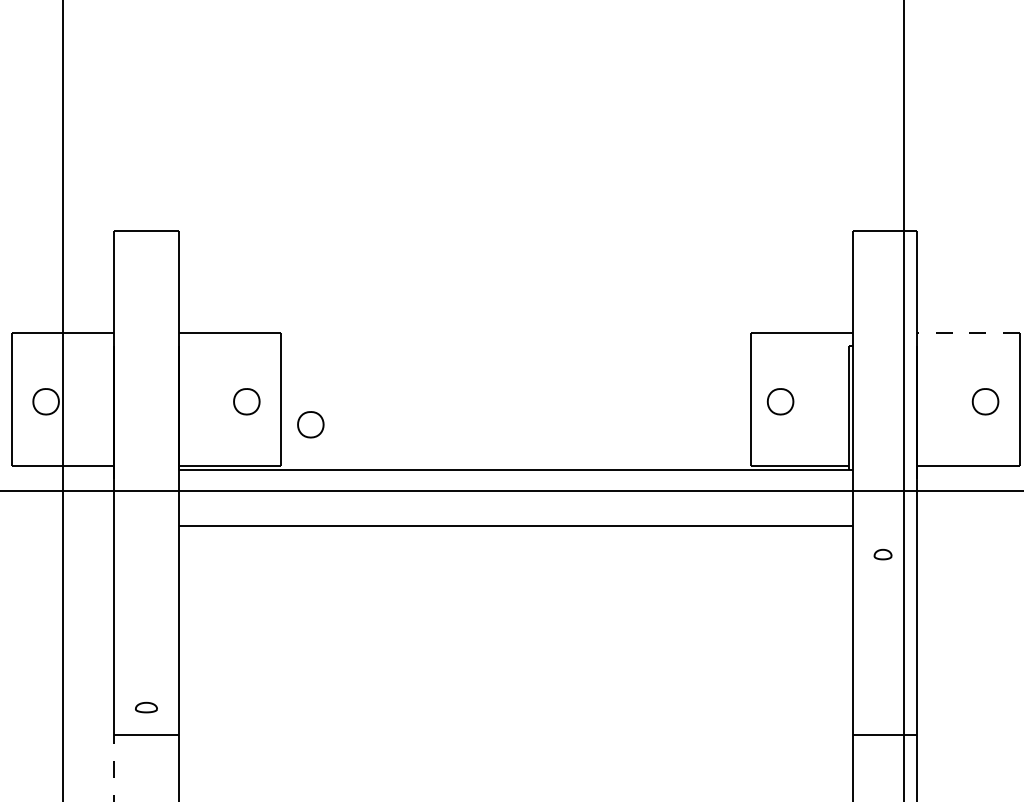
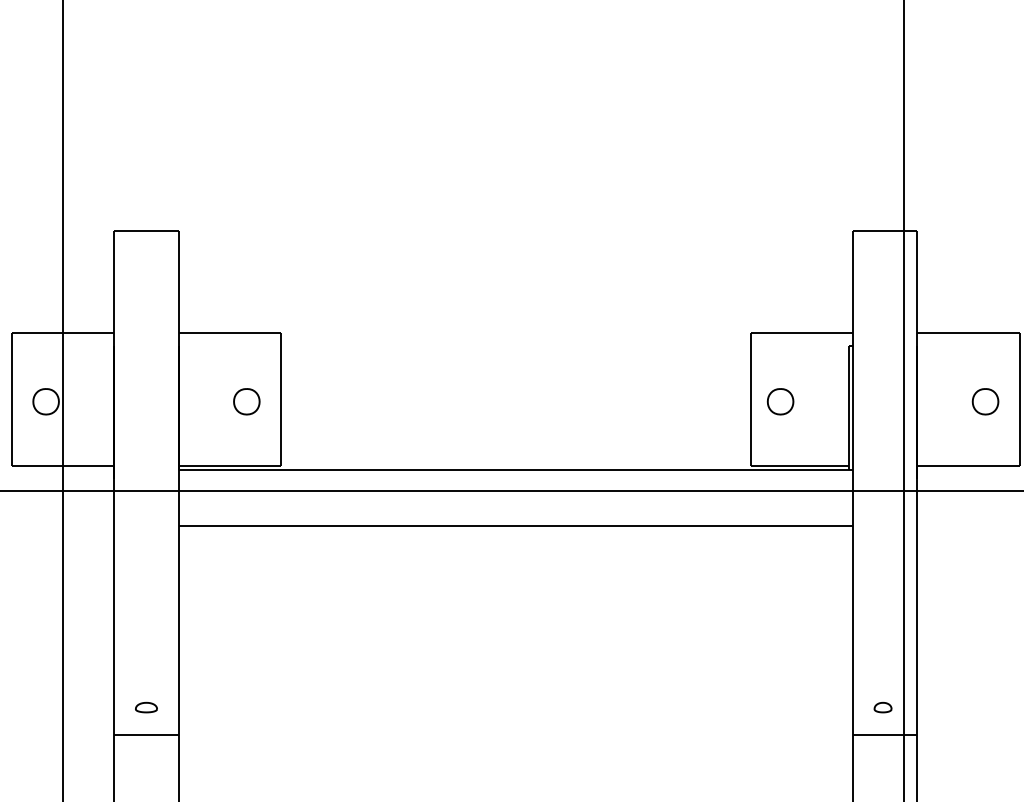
line: dashed -> solid (968, 333)
part: present -> none (310, 424)
part position: (882, 554) -> (882, 707) (882, 707)
line: dashed -> solid (114, 767)
